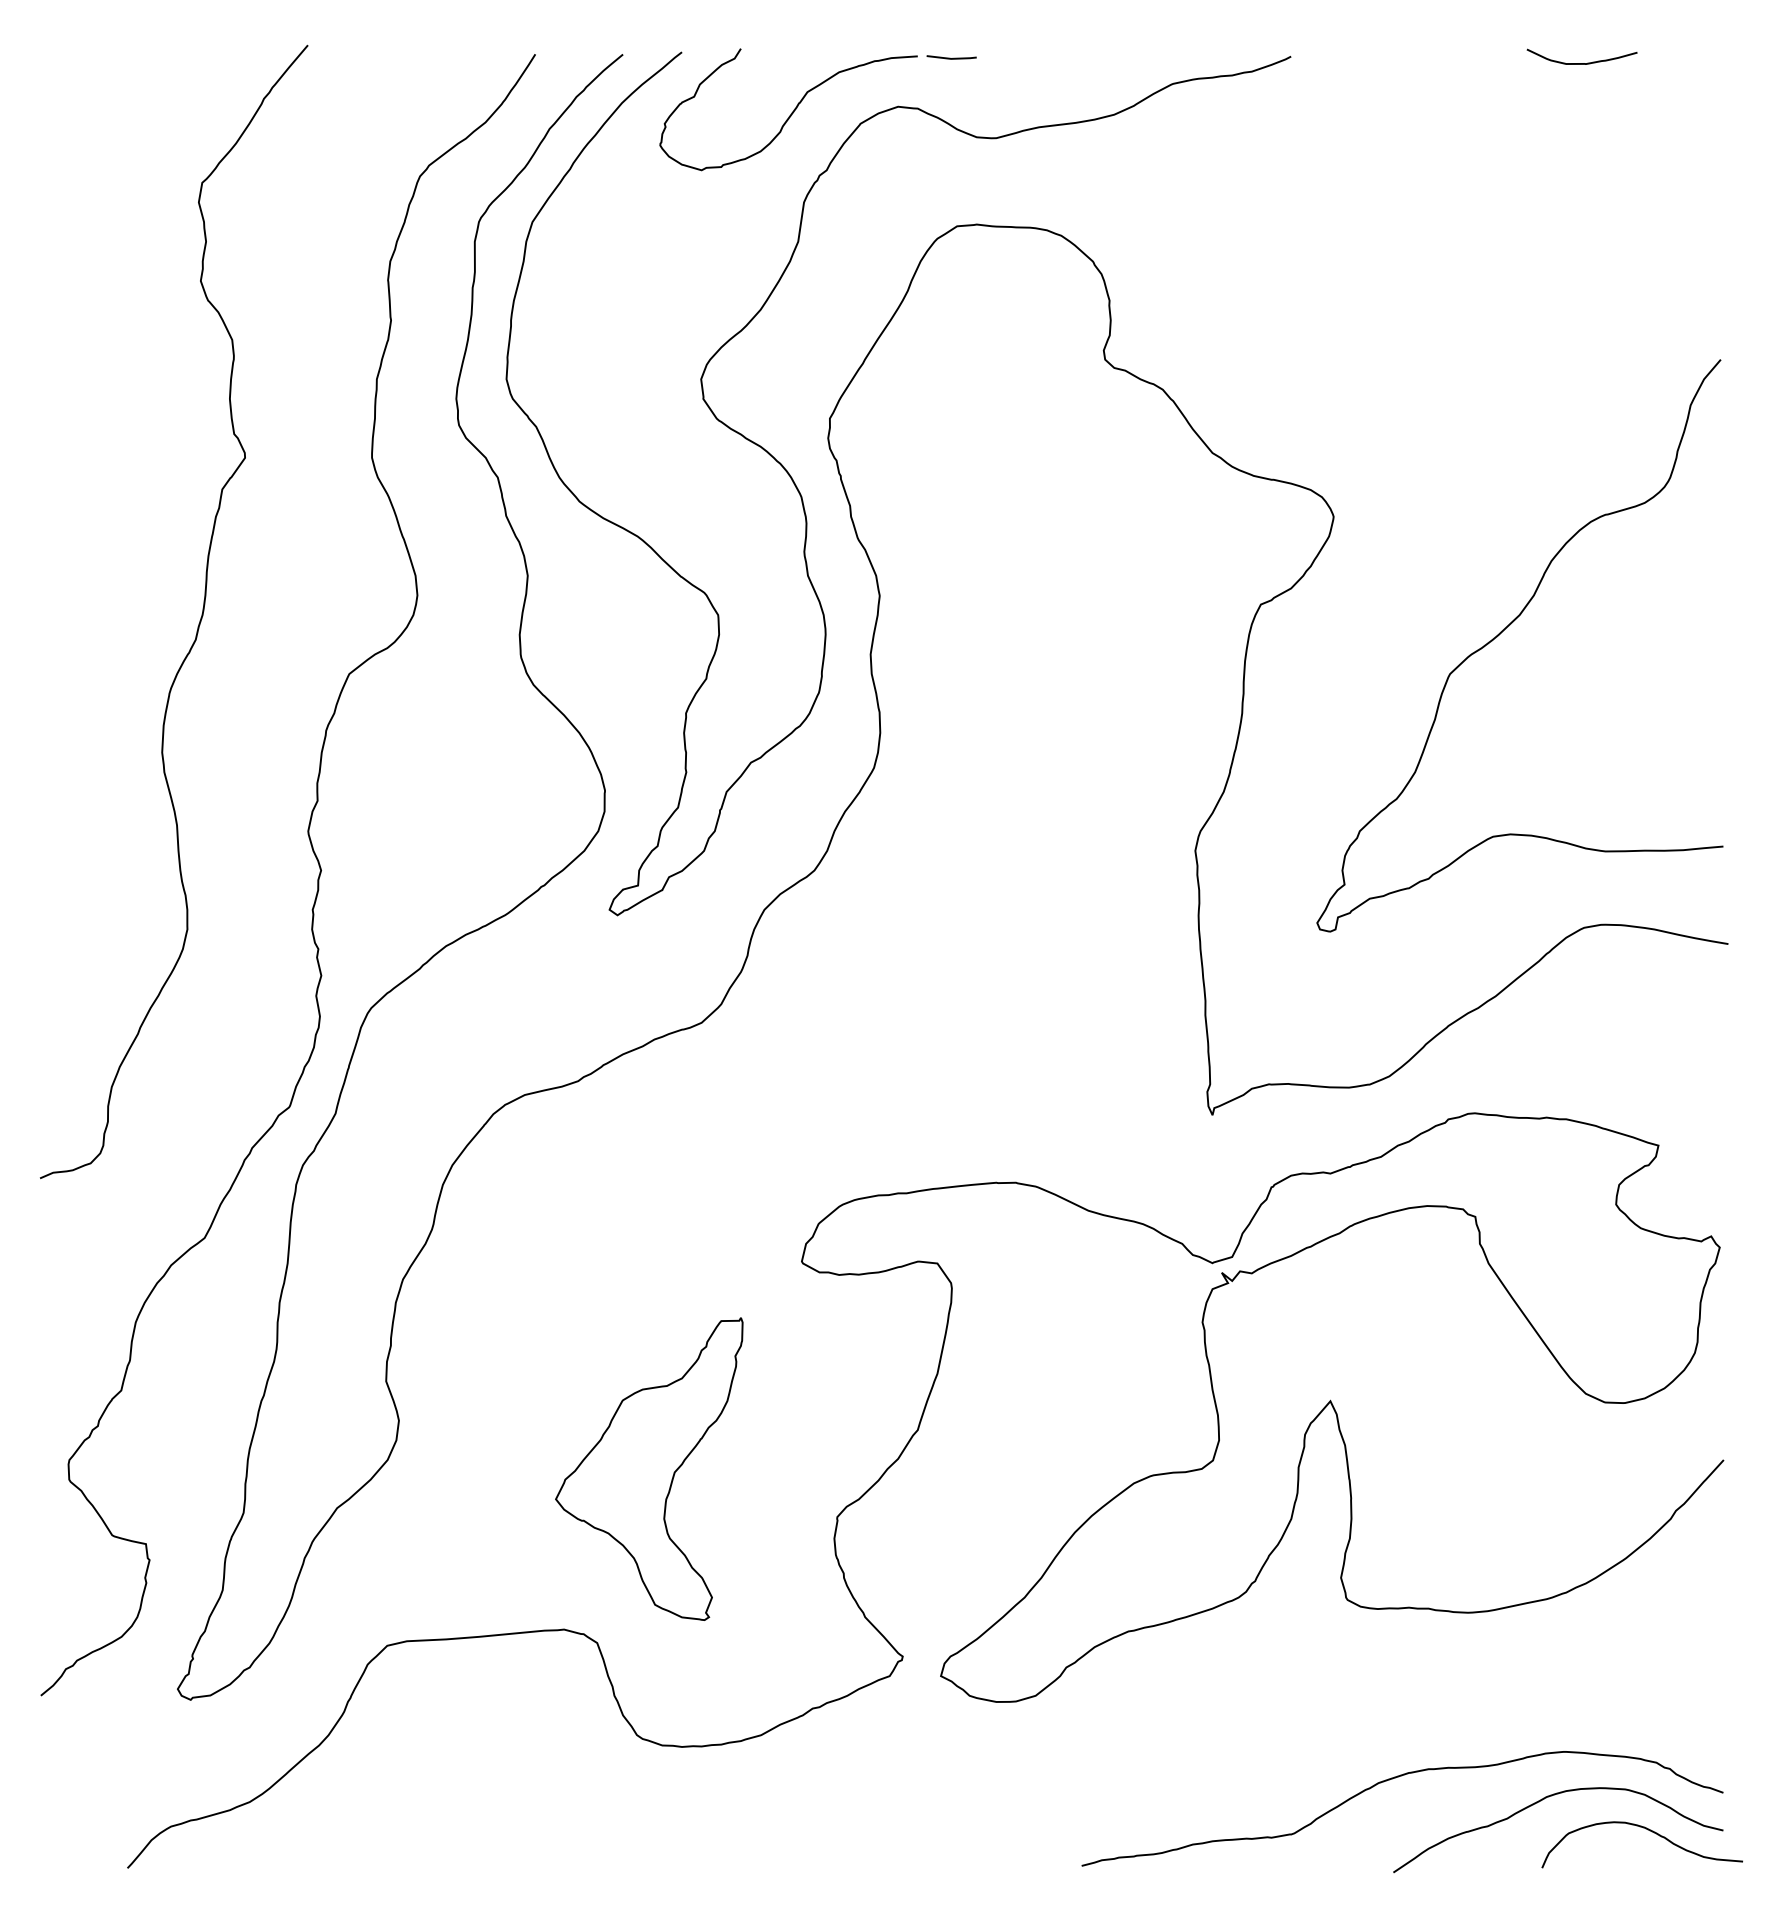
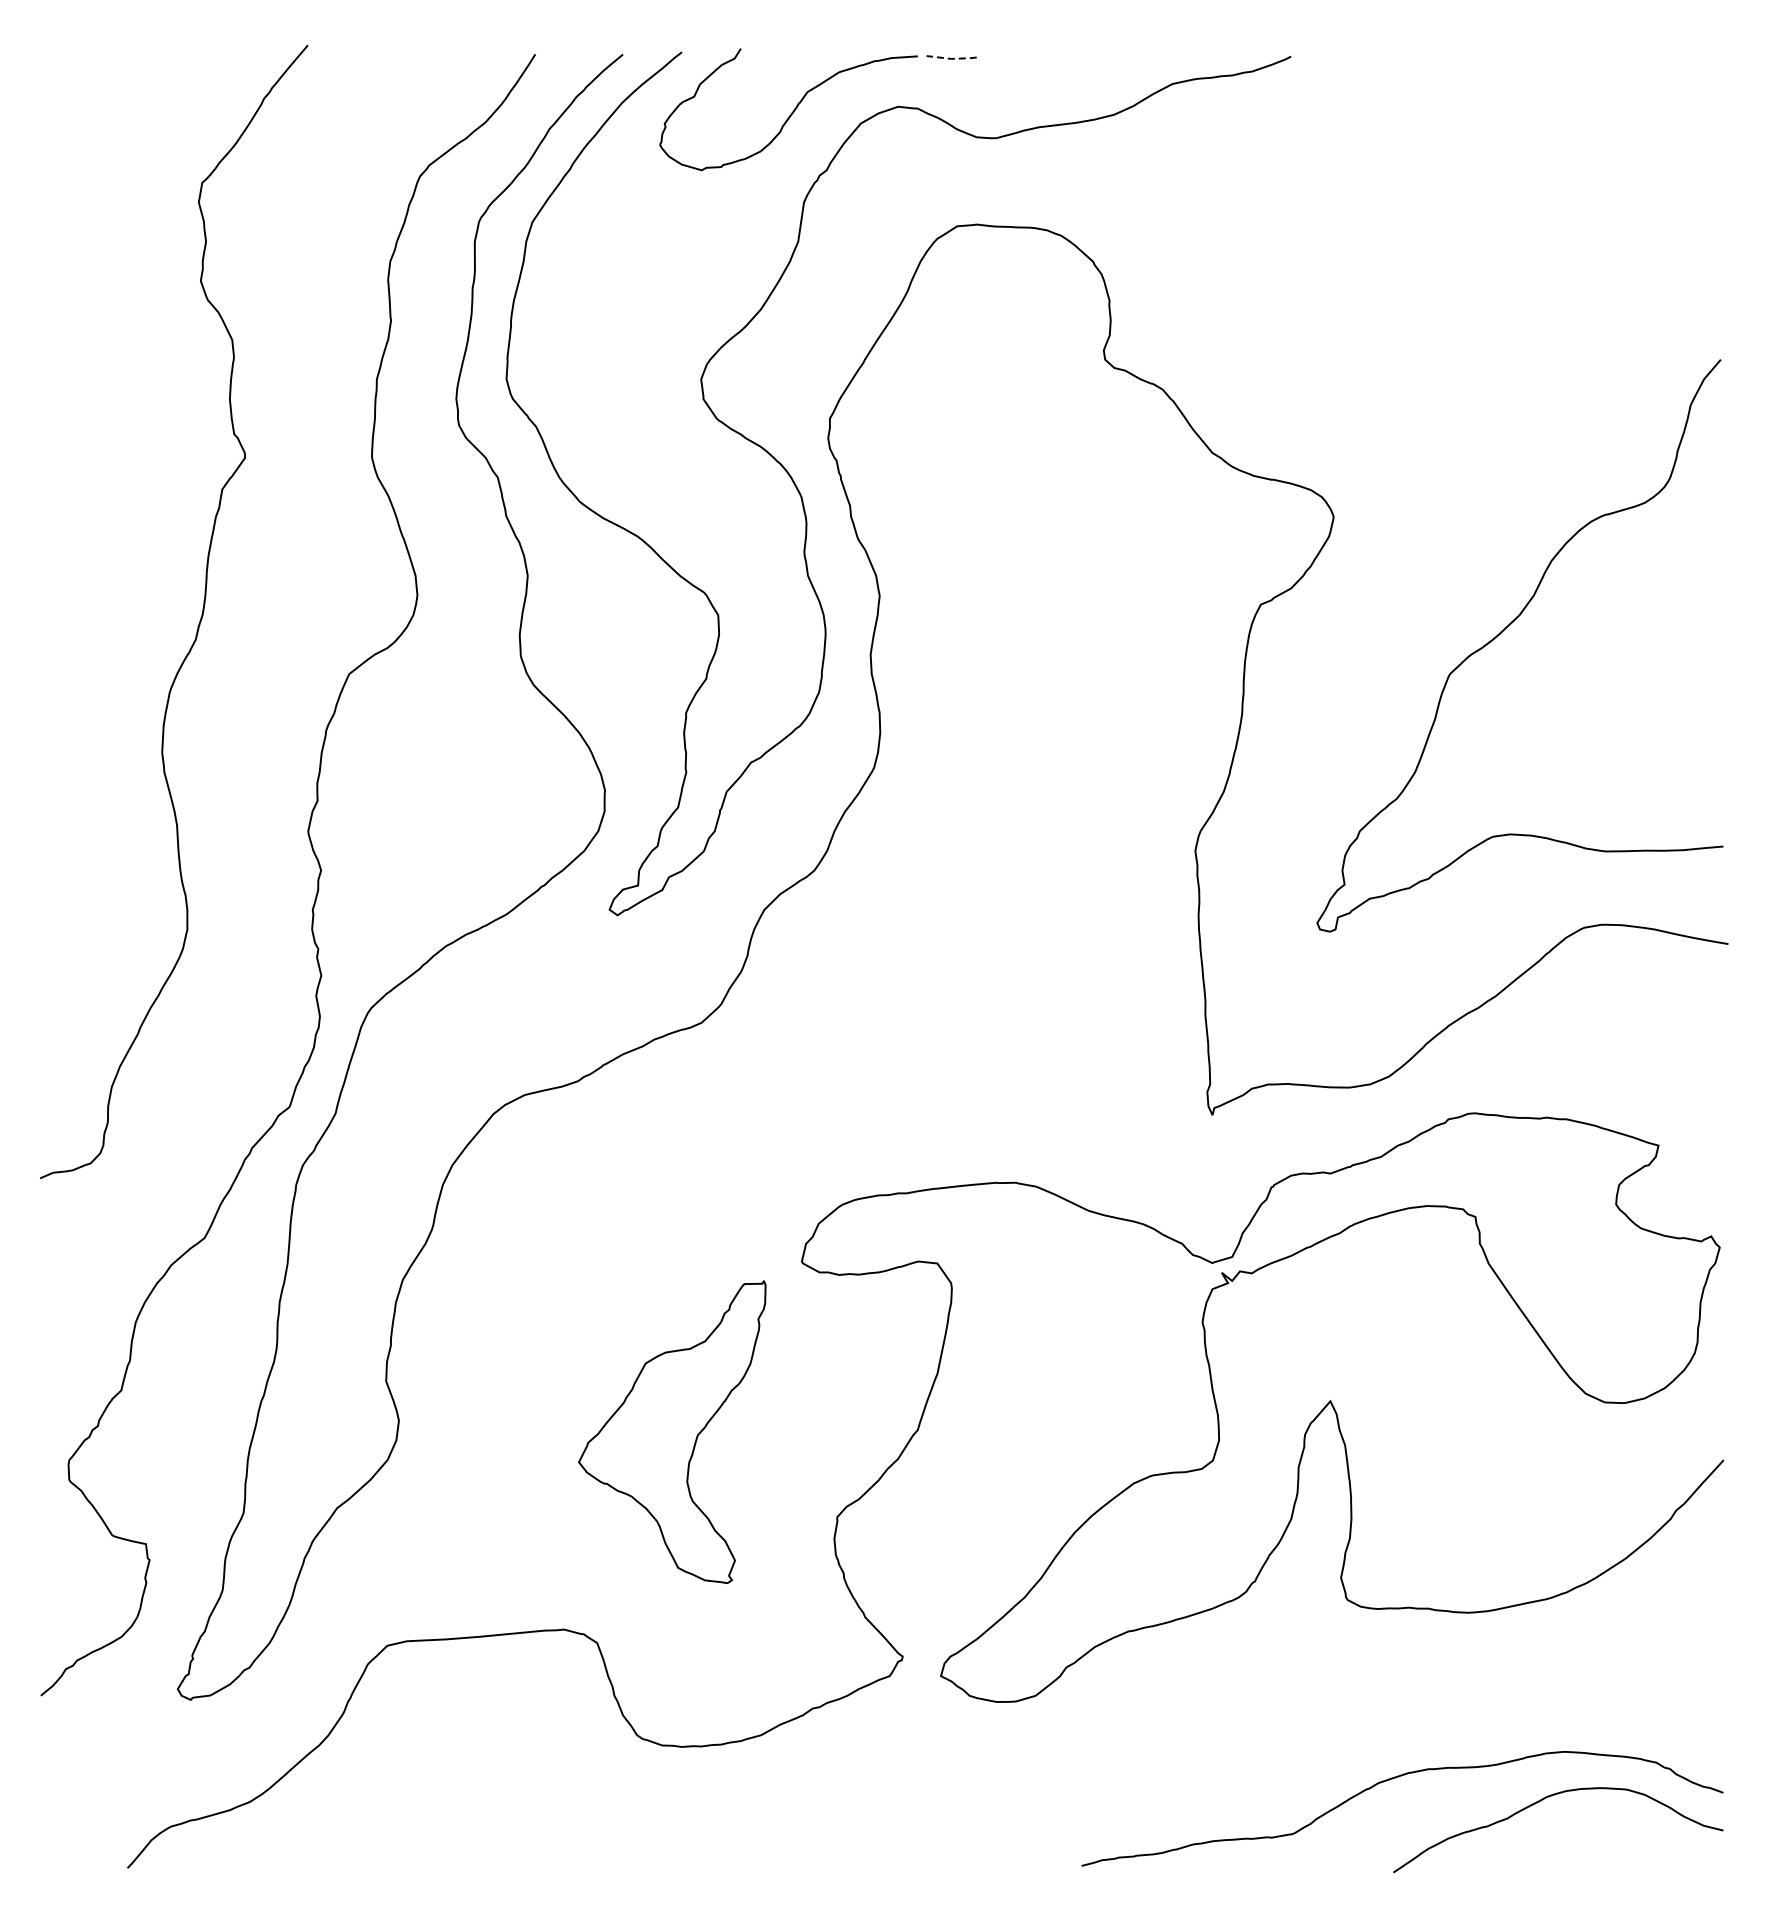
line: solid -> dashed (951, 58)
curve: present -> none (1581, 63)
part position: (649, 1468) -> (672, 1431) (672, 1431)
curve: present -> none (1645, 1829)
